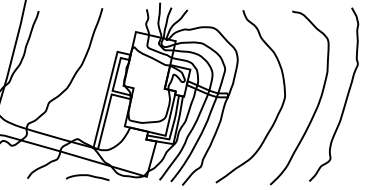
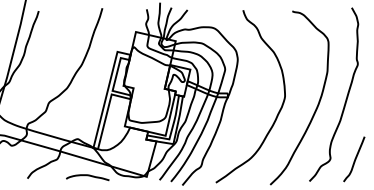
curve: none -> present (354, 159)
